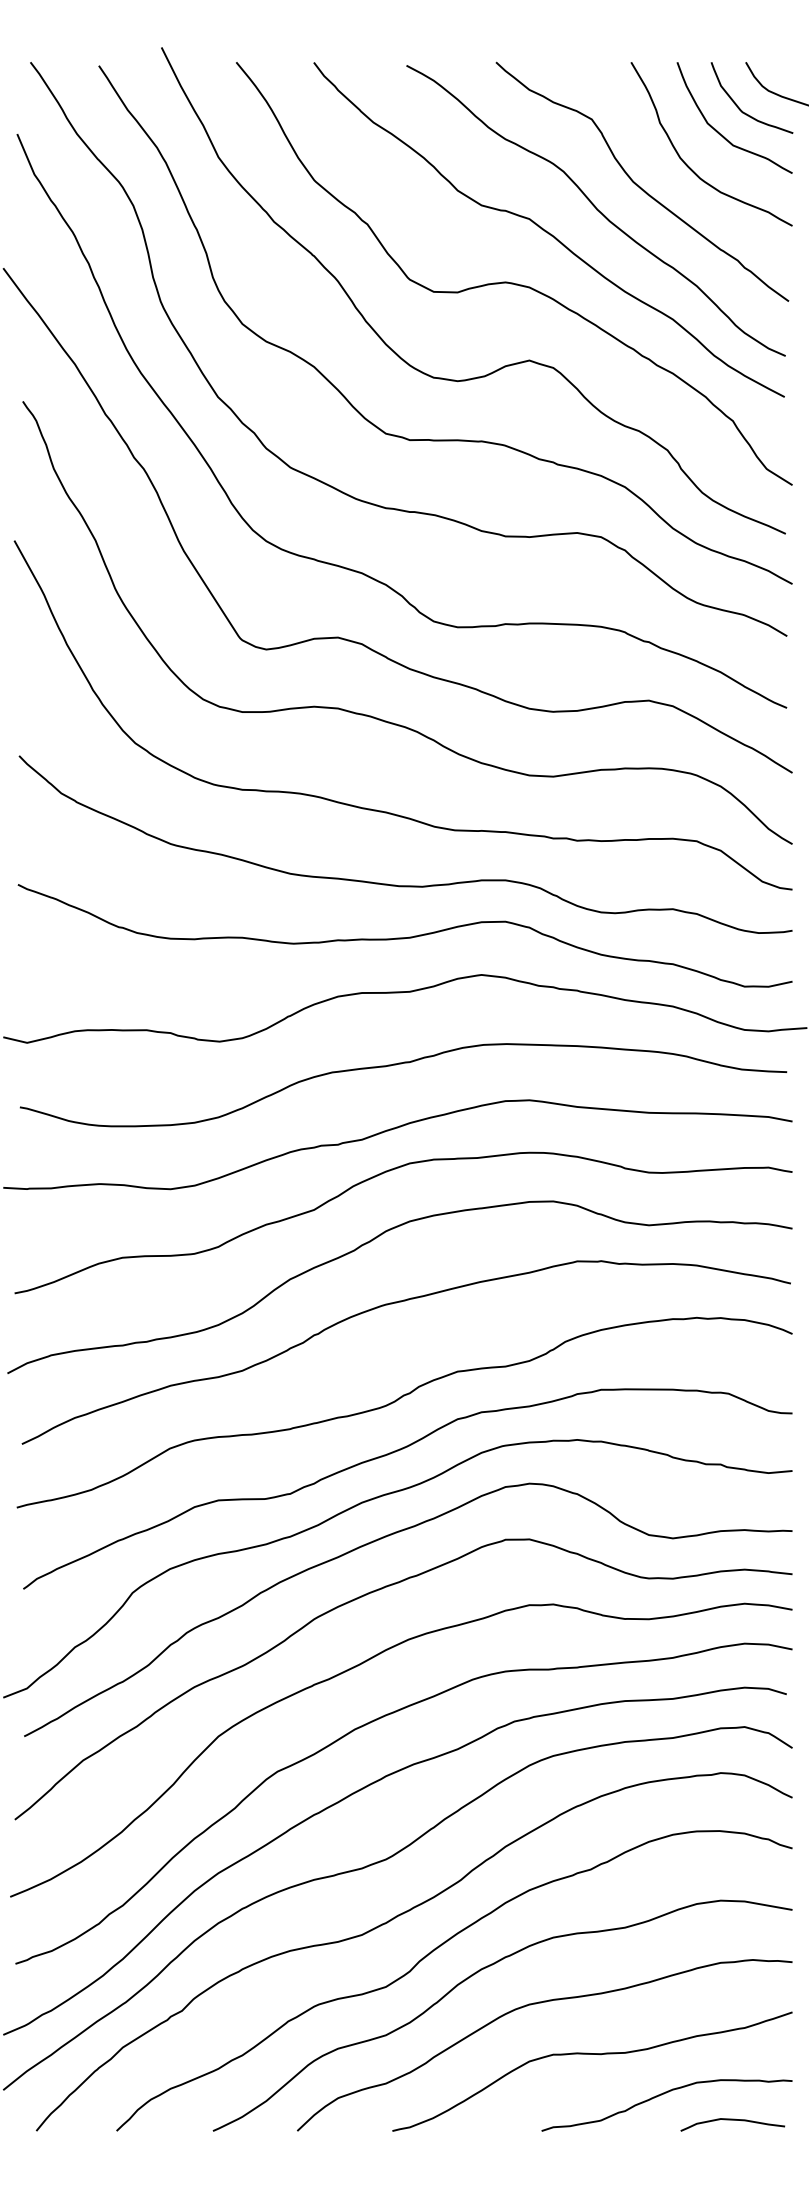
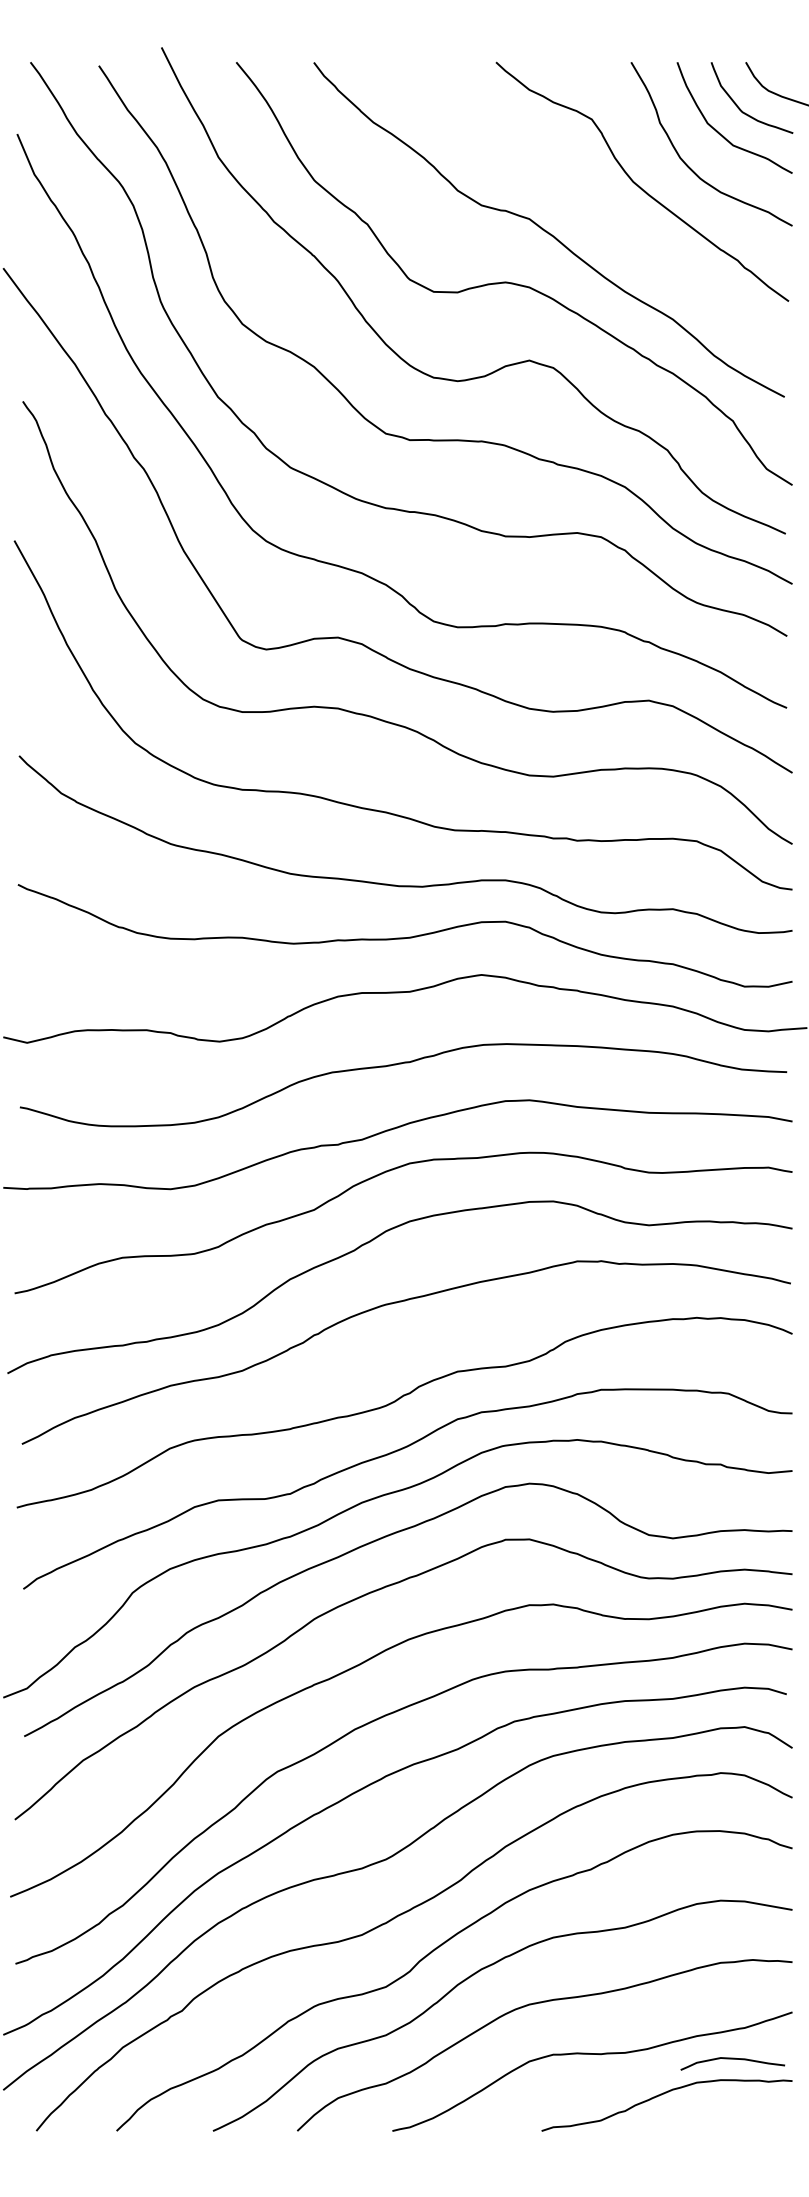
curve: present -> none (596, 210)
curve position: (732, 2120) -> (732, 2059) (732, 2059)
